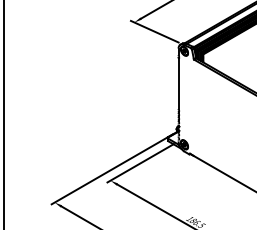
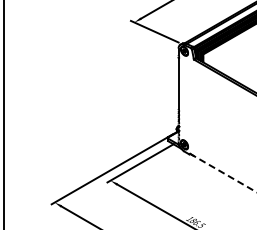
line: solid -> dashed (223, 173)
